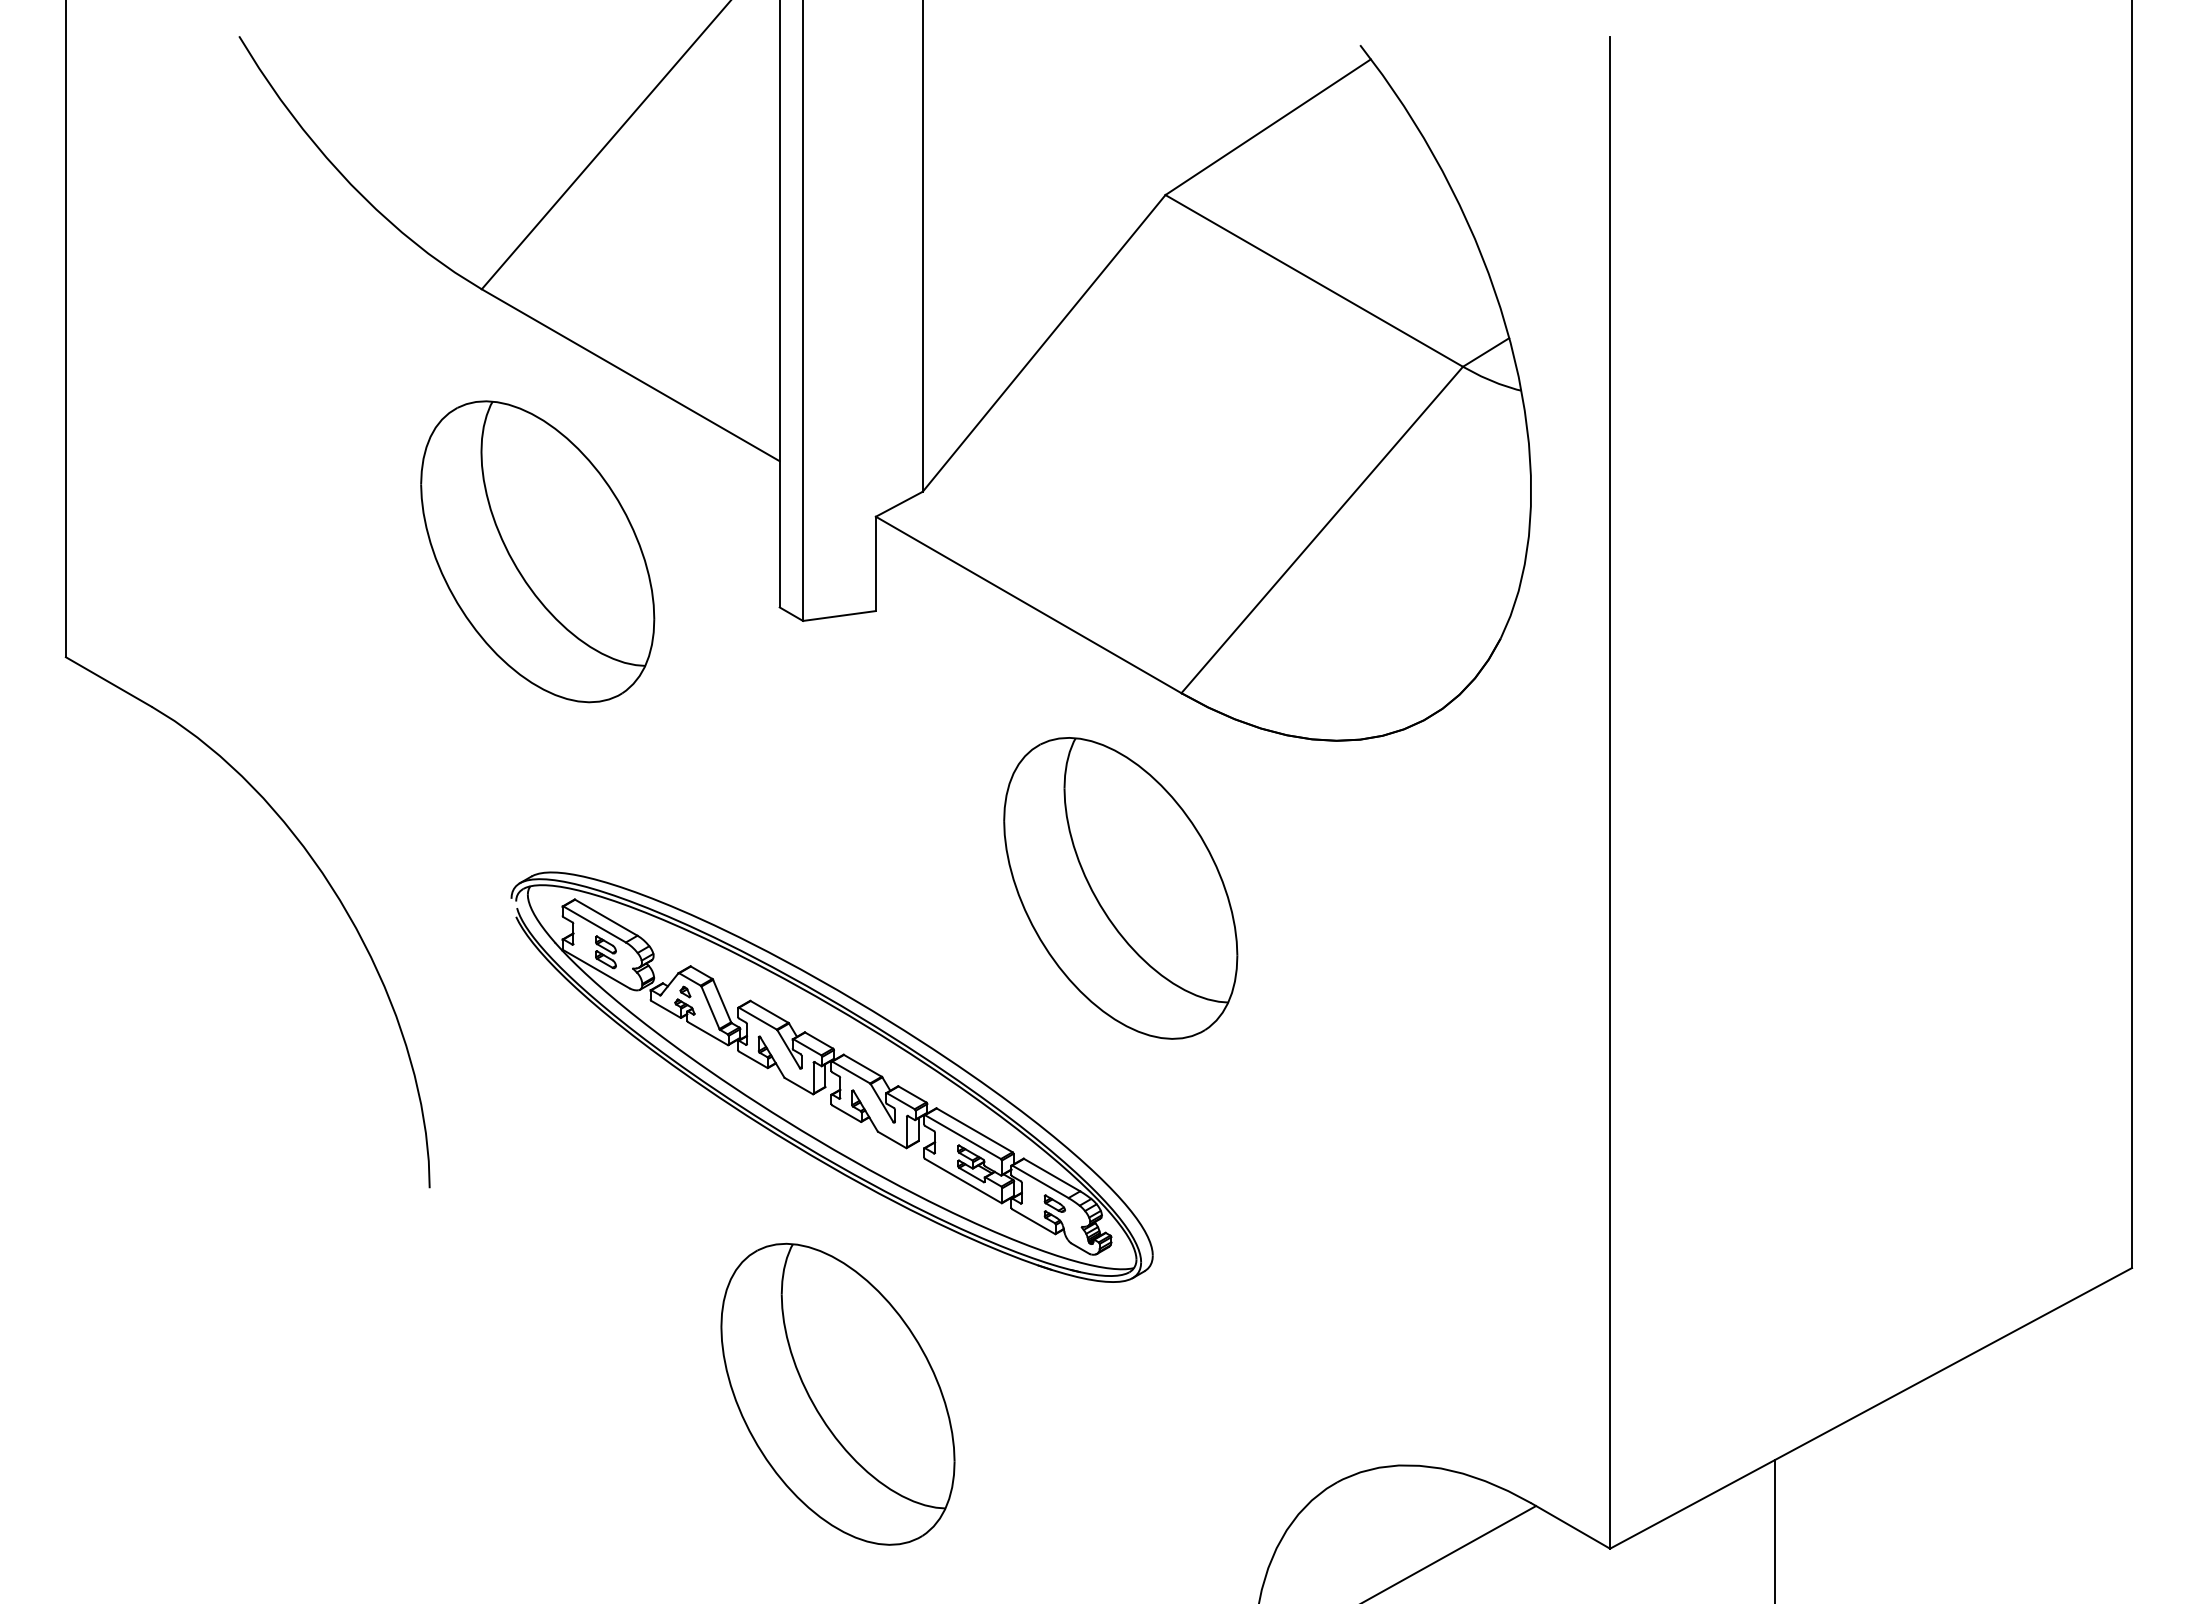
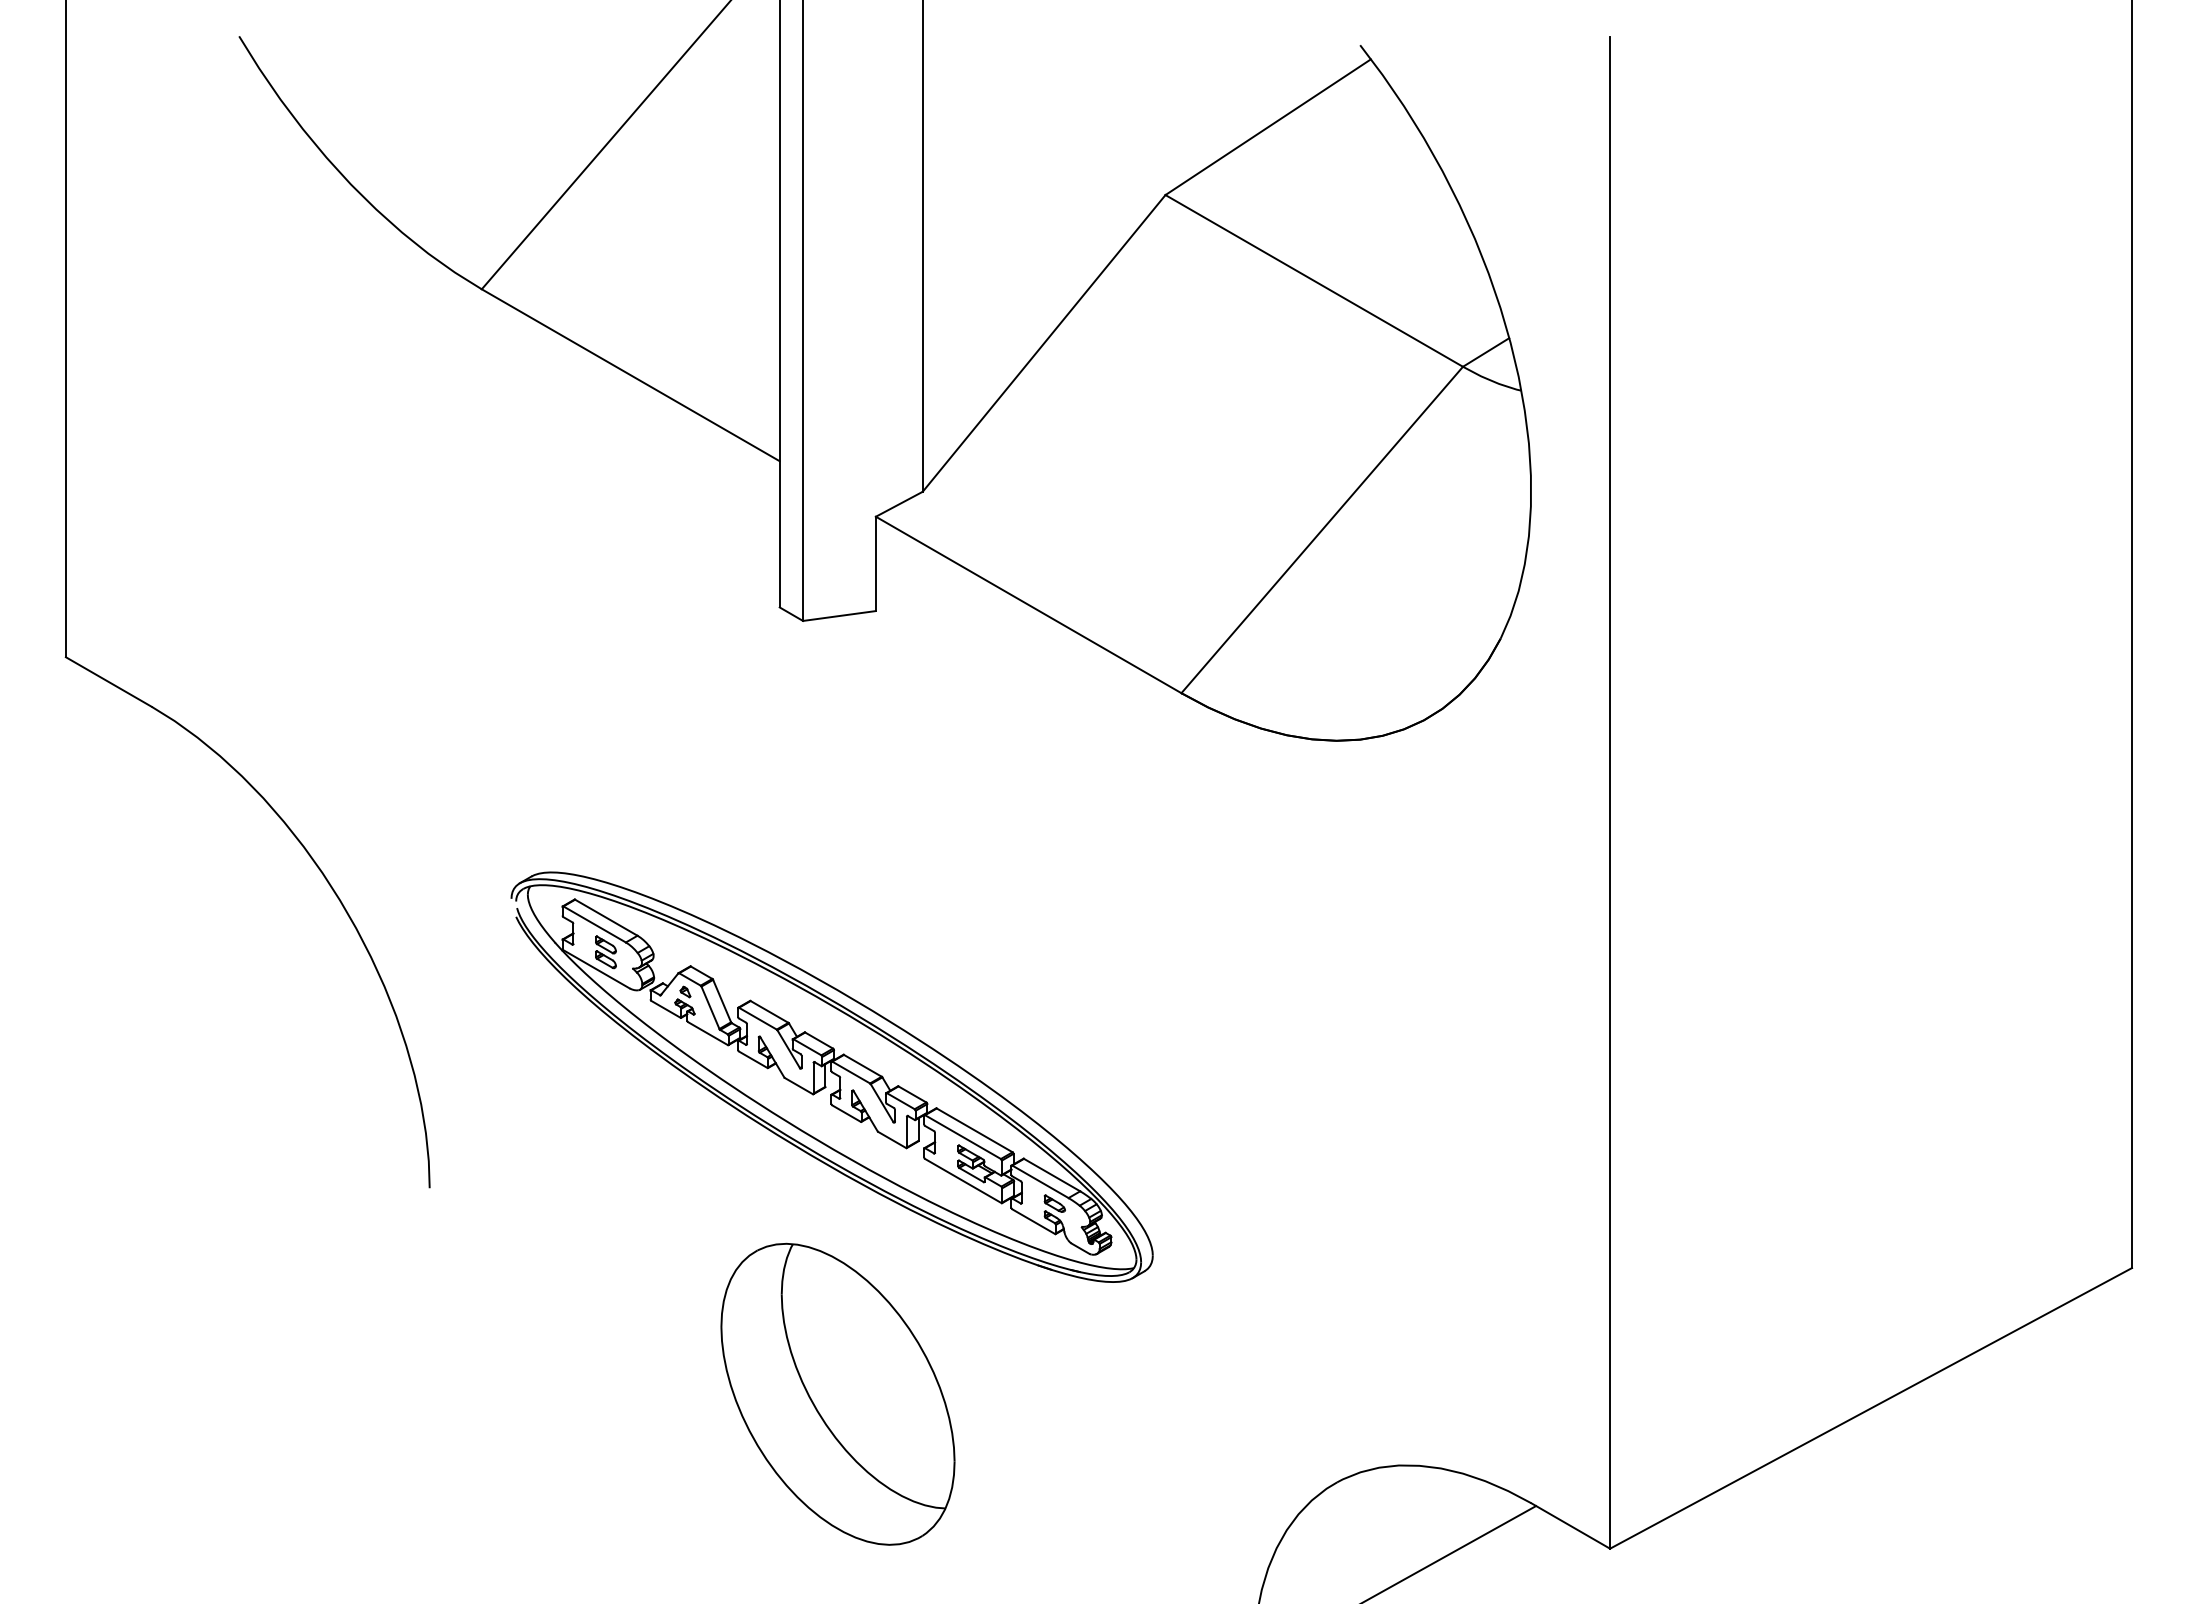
part: present -> none (537, 551)
part: present -> none (1120, 888)
line: present -> none (1775, 1529)
